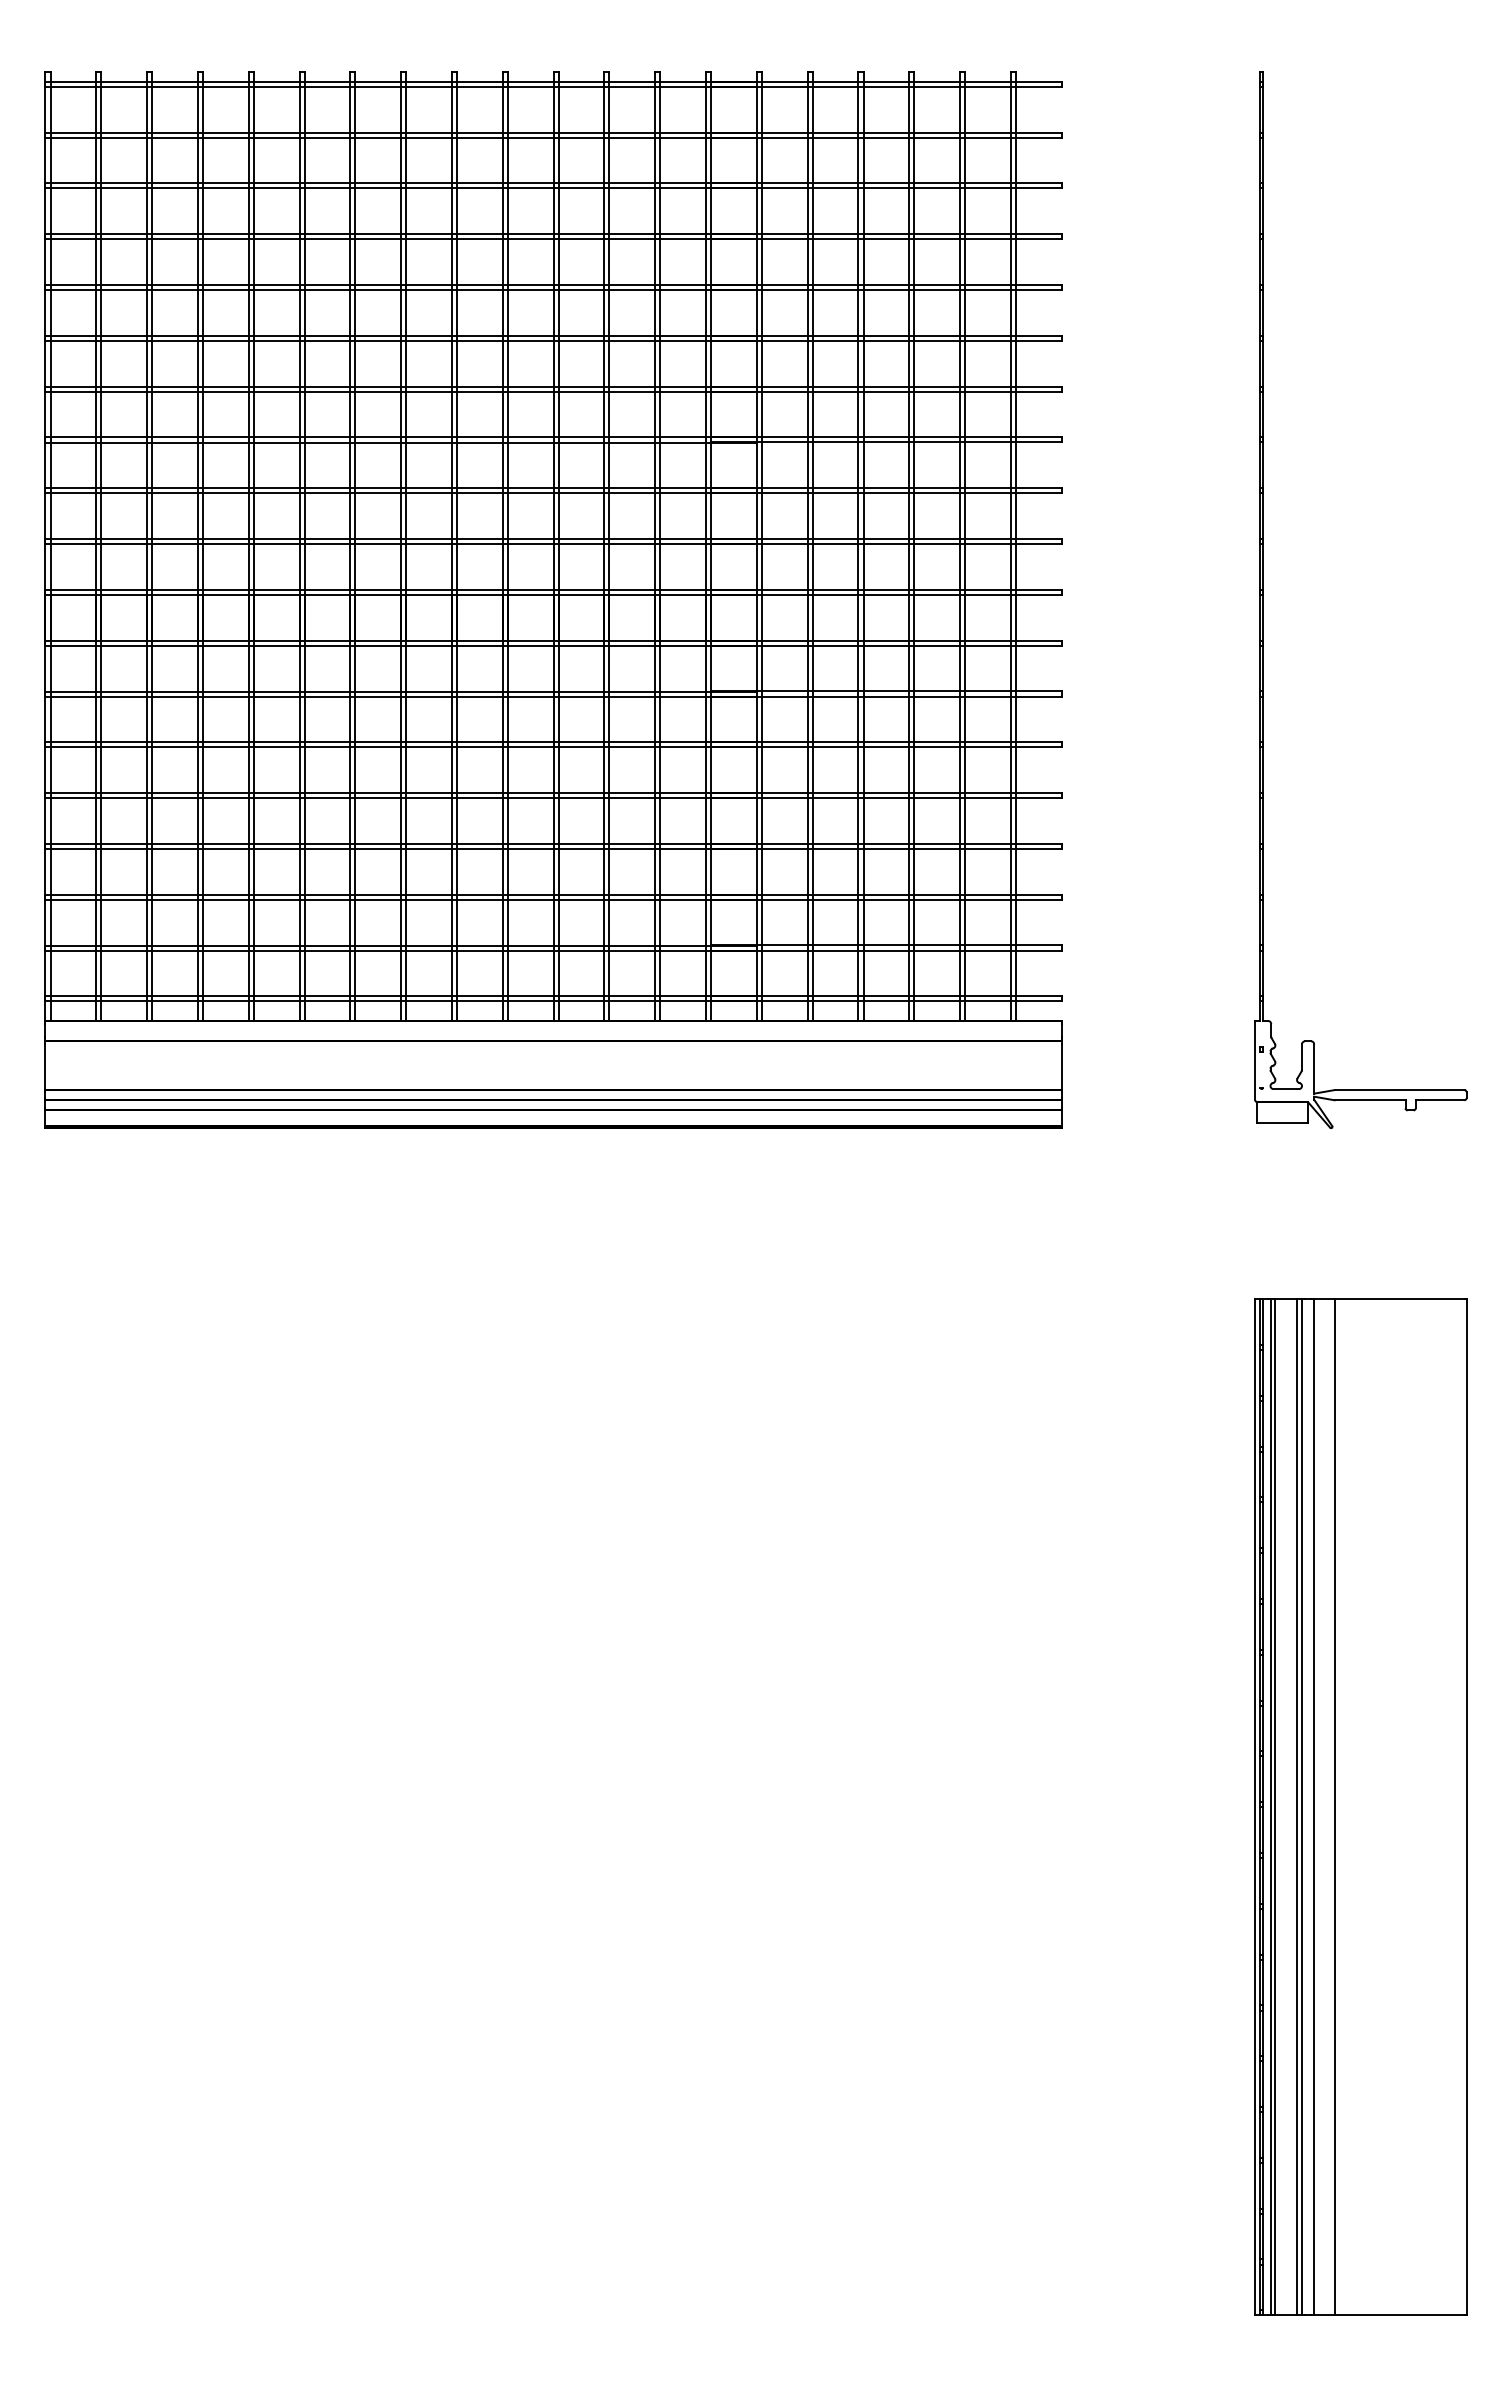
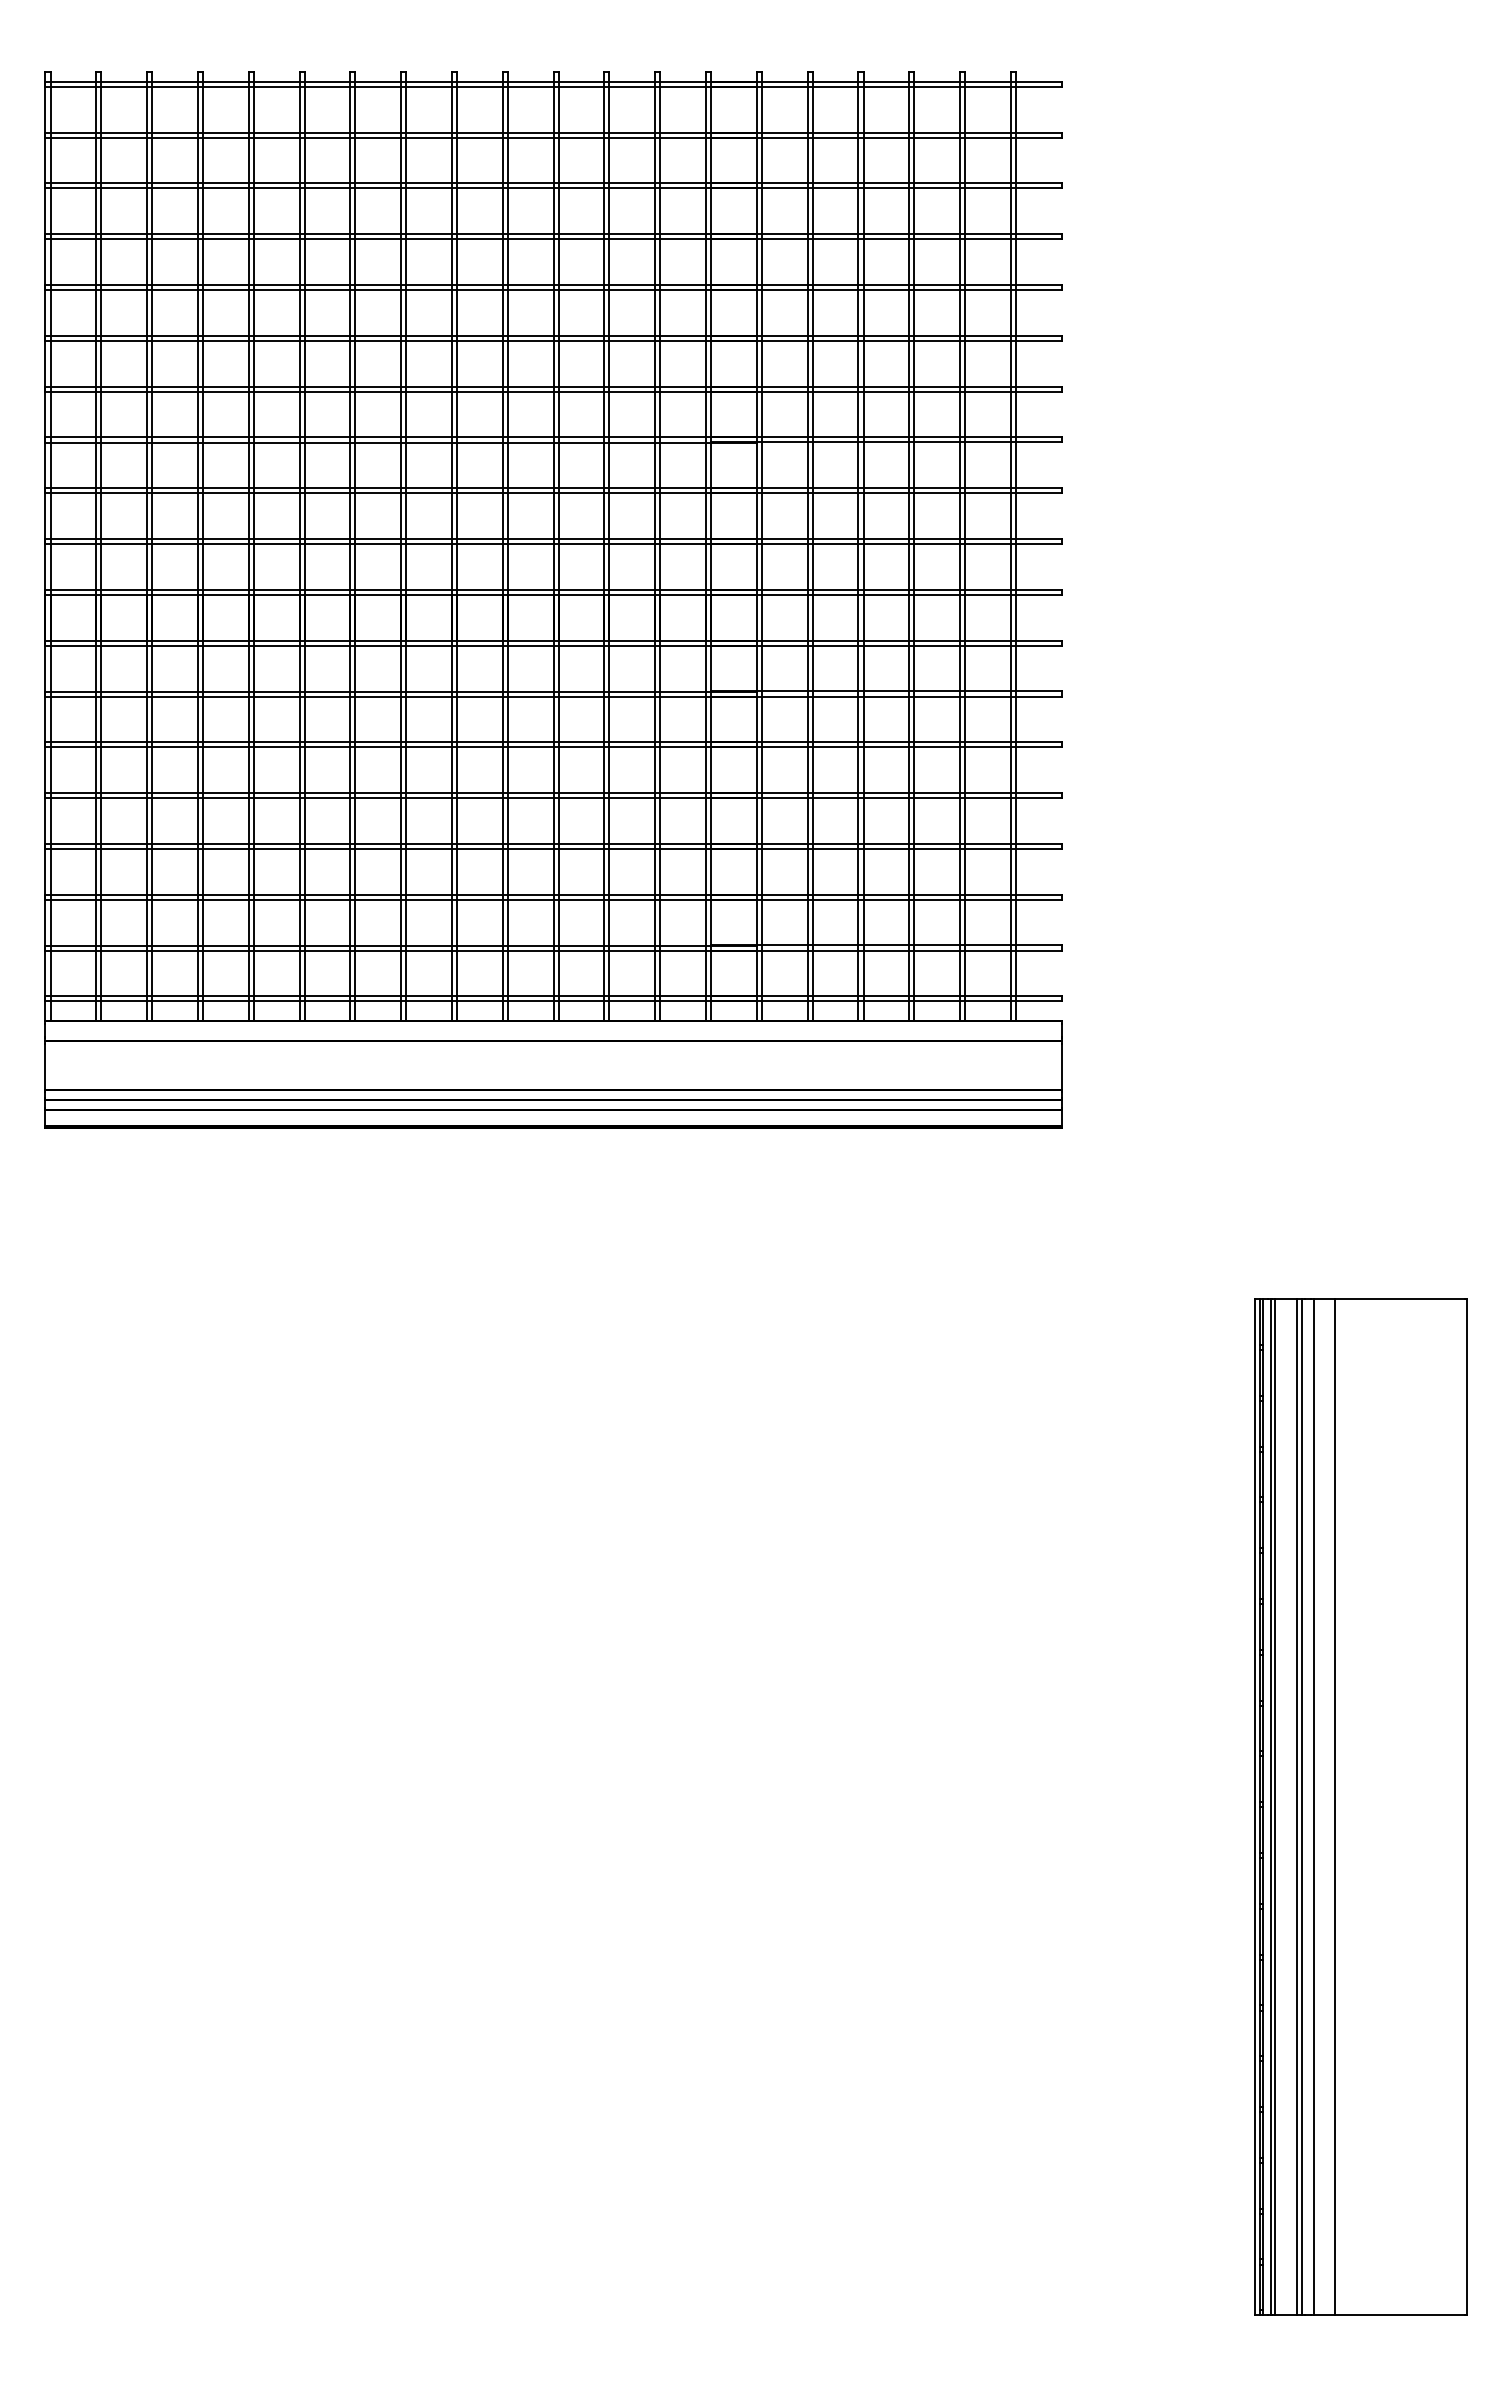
part: present -> none (1263, 599)
